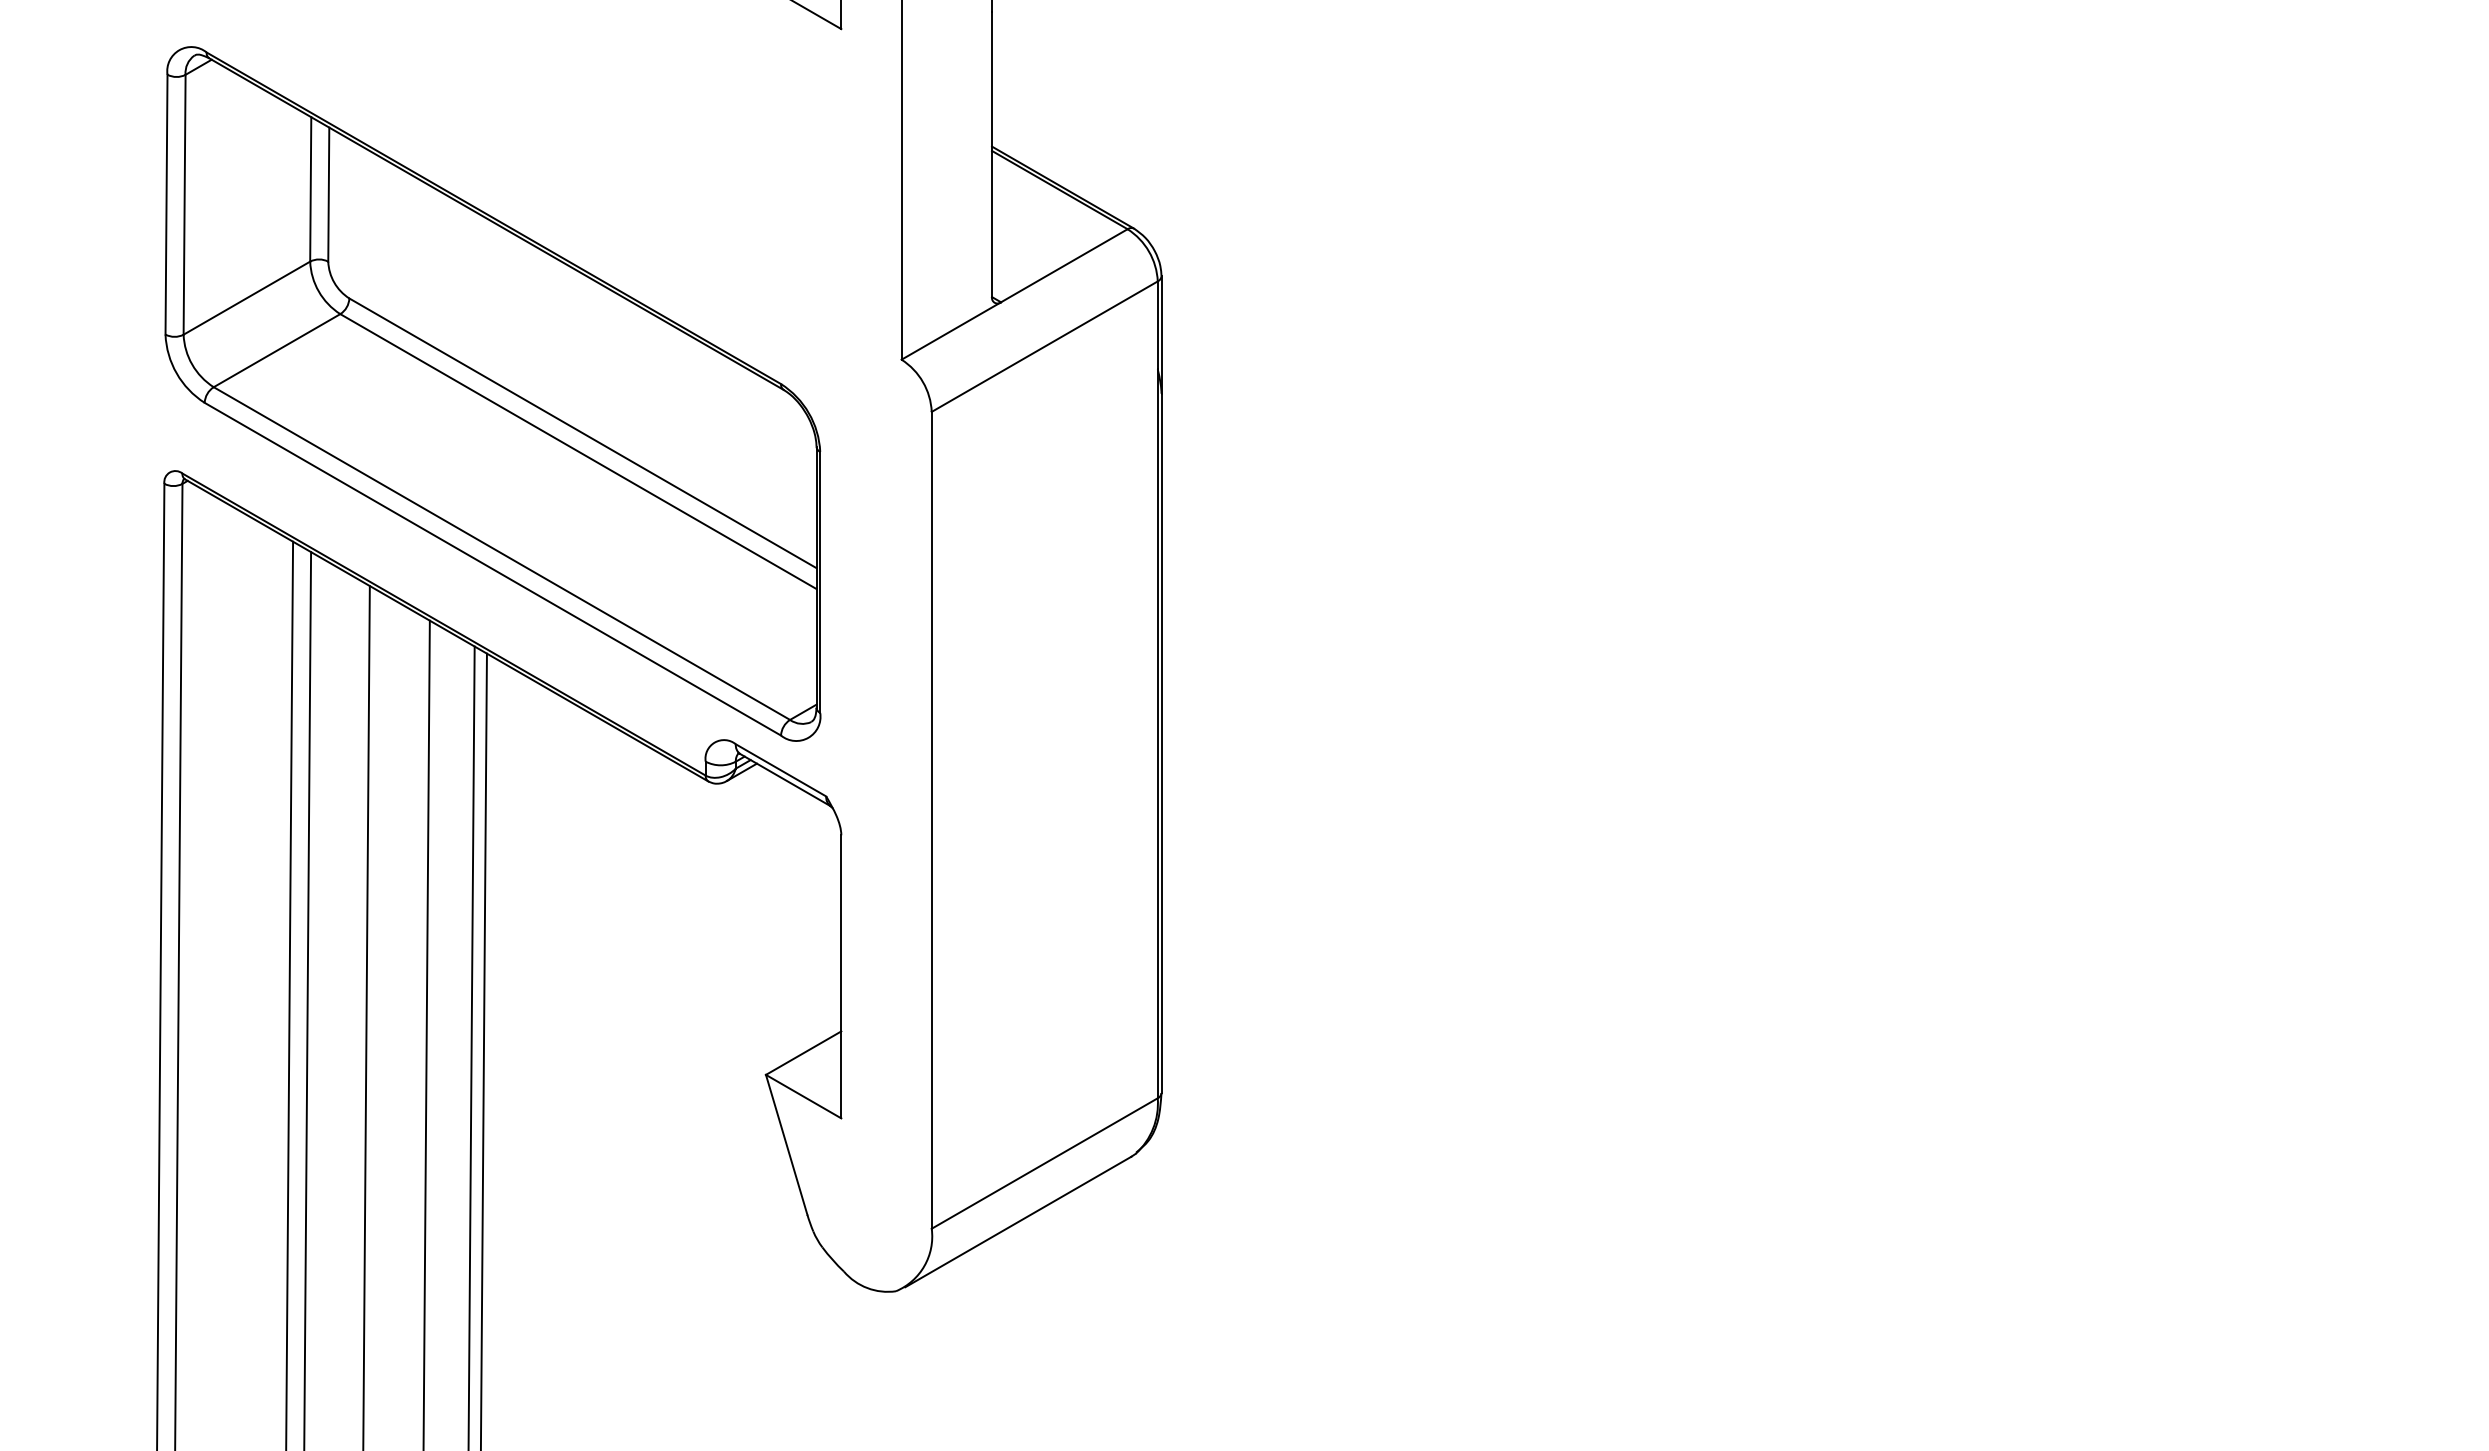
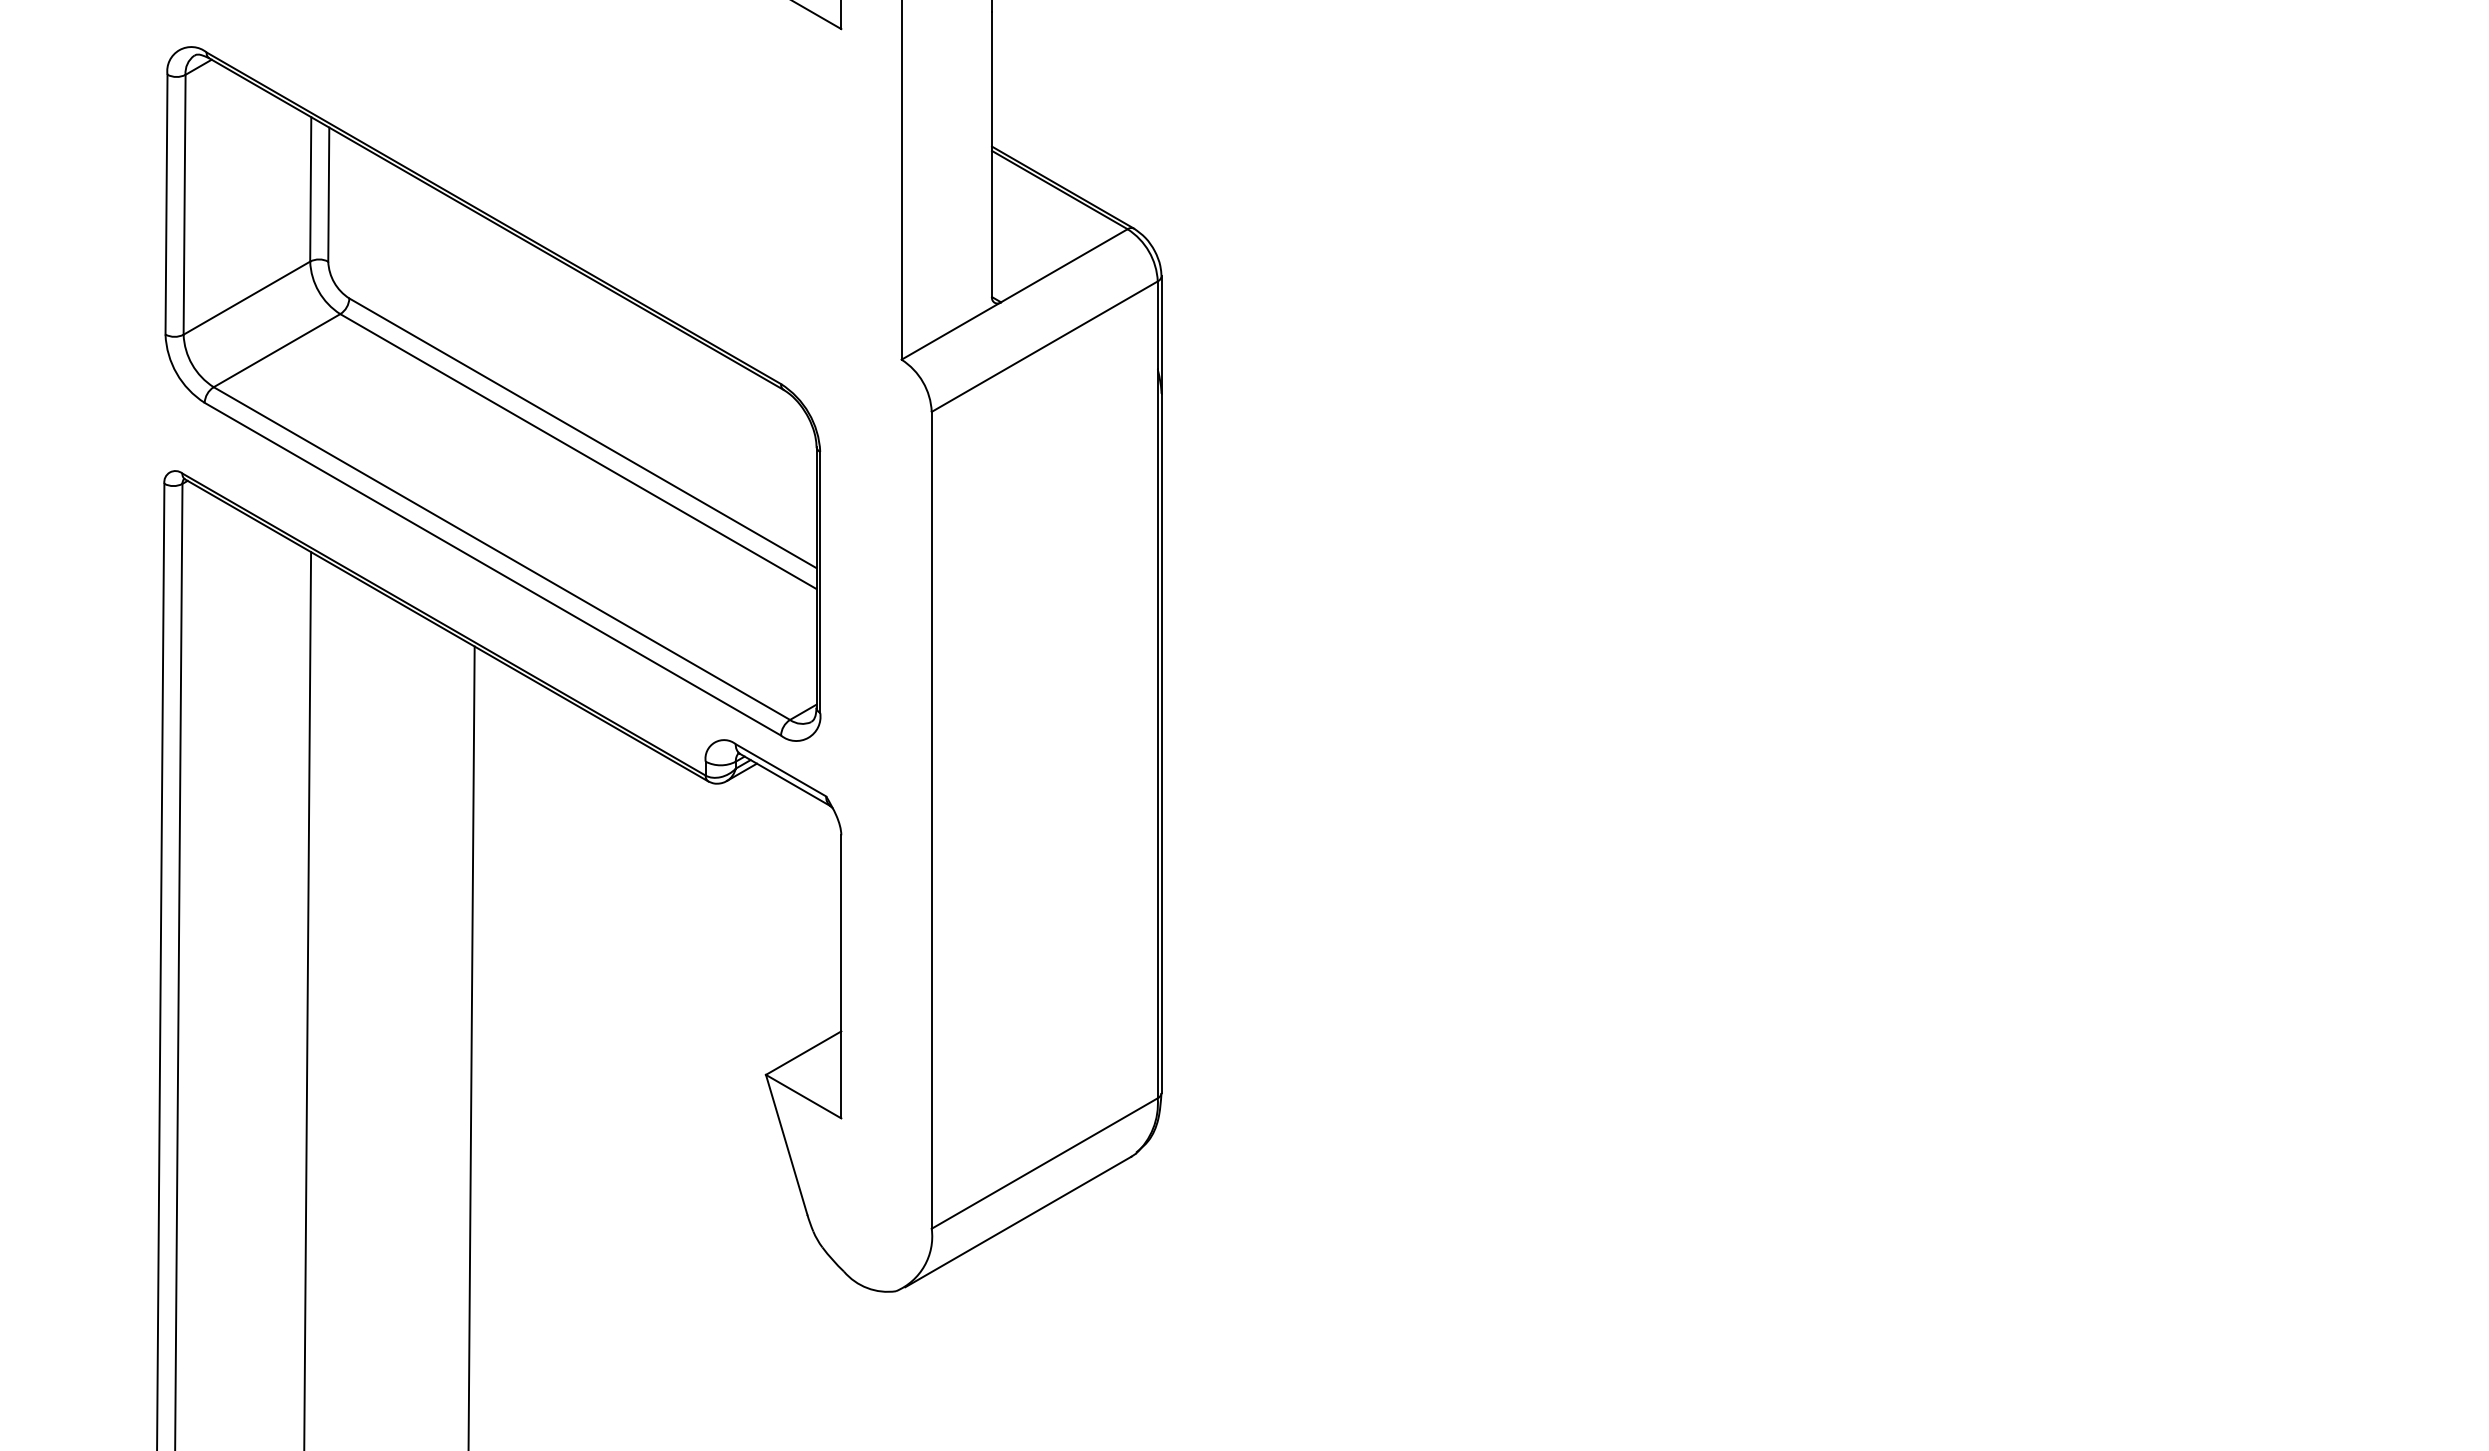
line: present -> none (289, 994)
line: present -> none (366, 1016)
line: present -> none (426, 1033)
line: present -> none (483, 1050)
